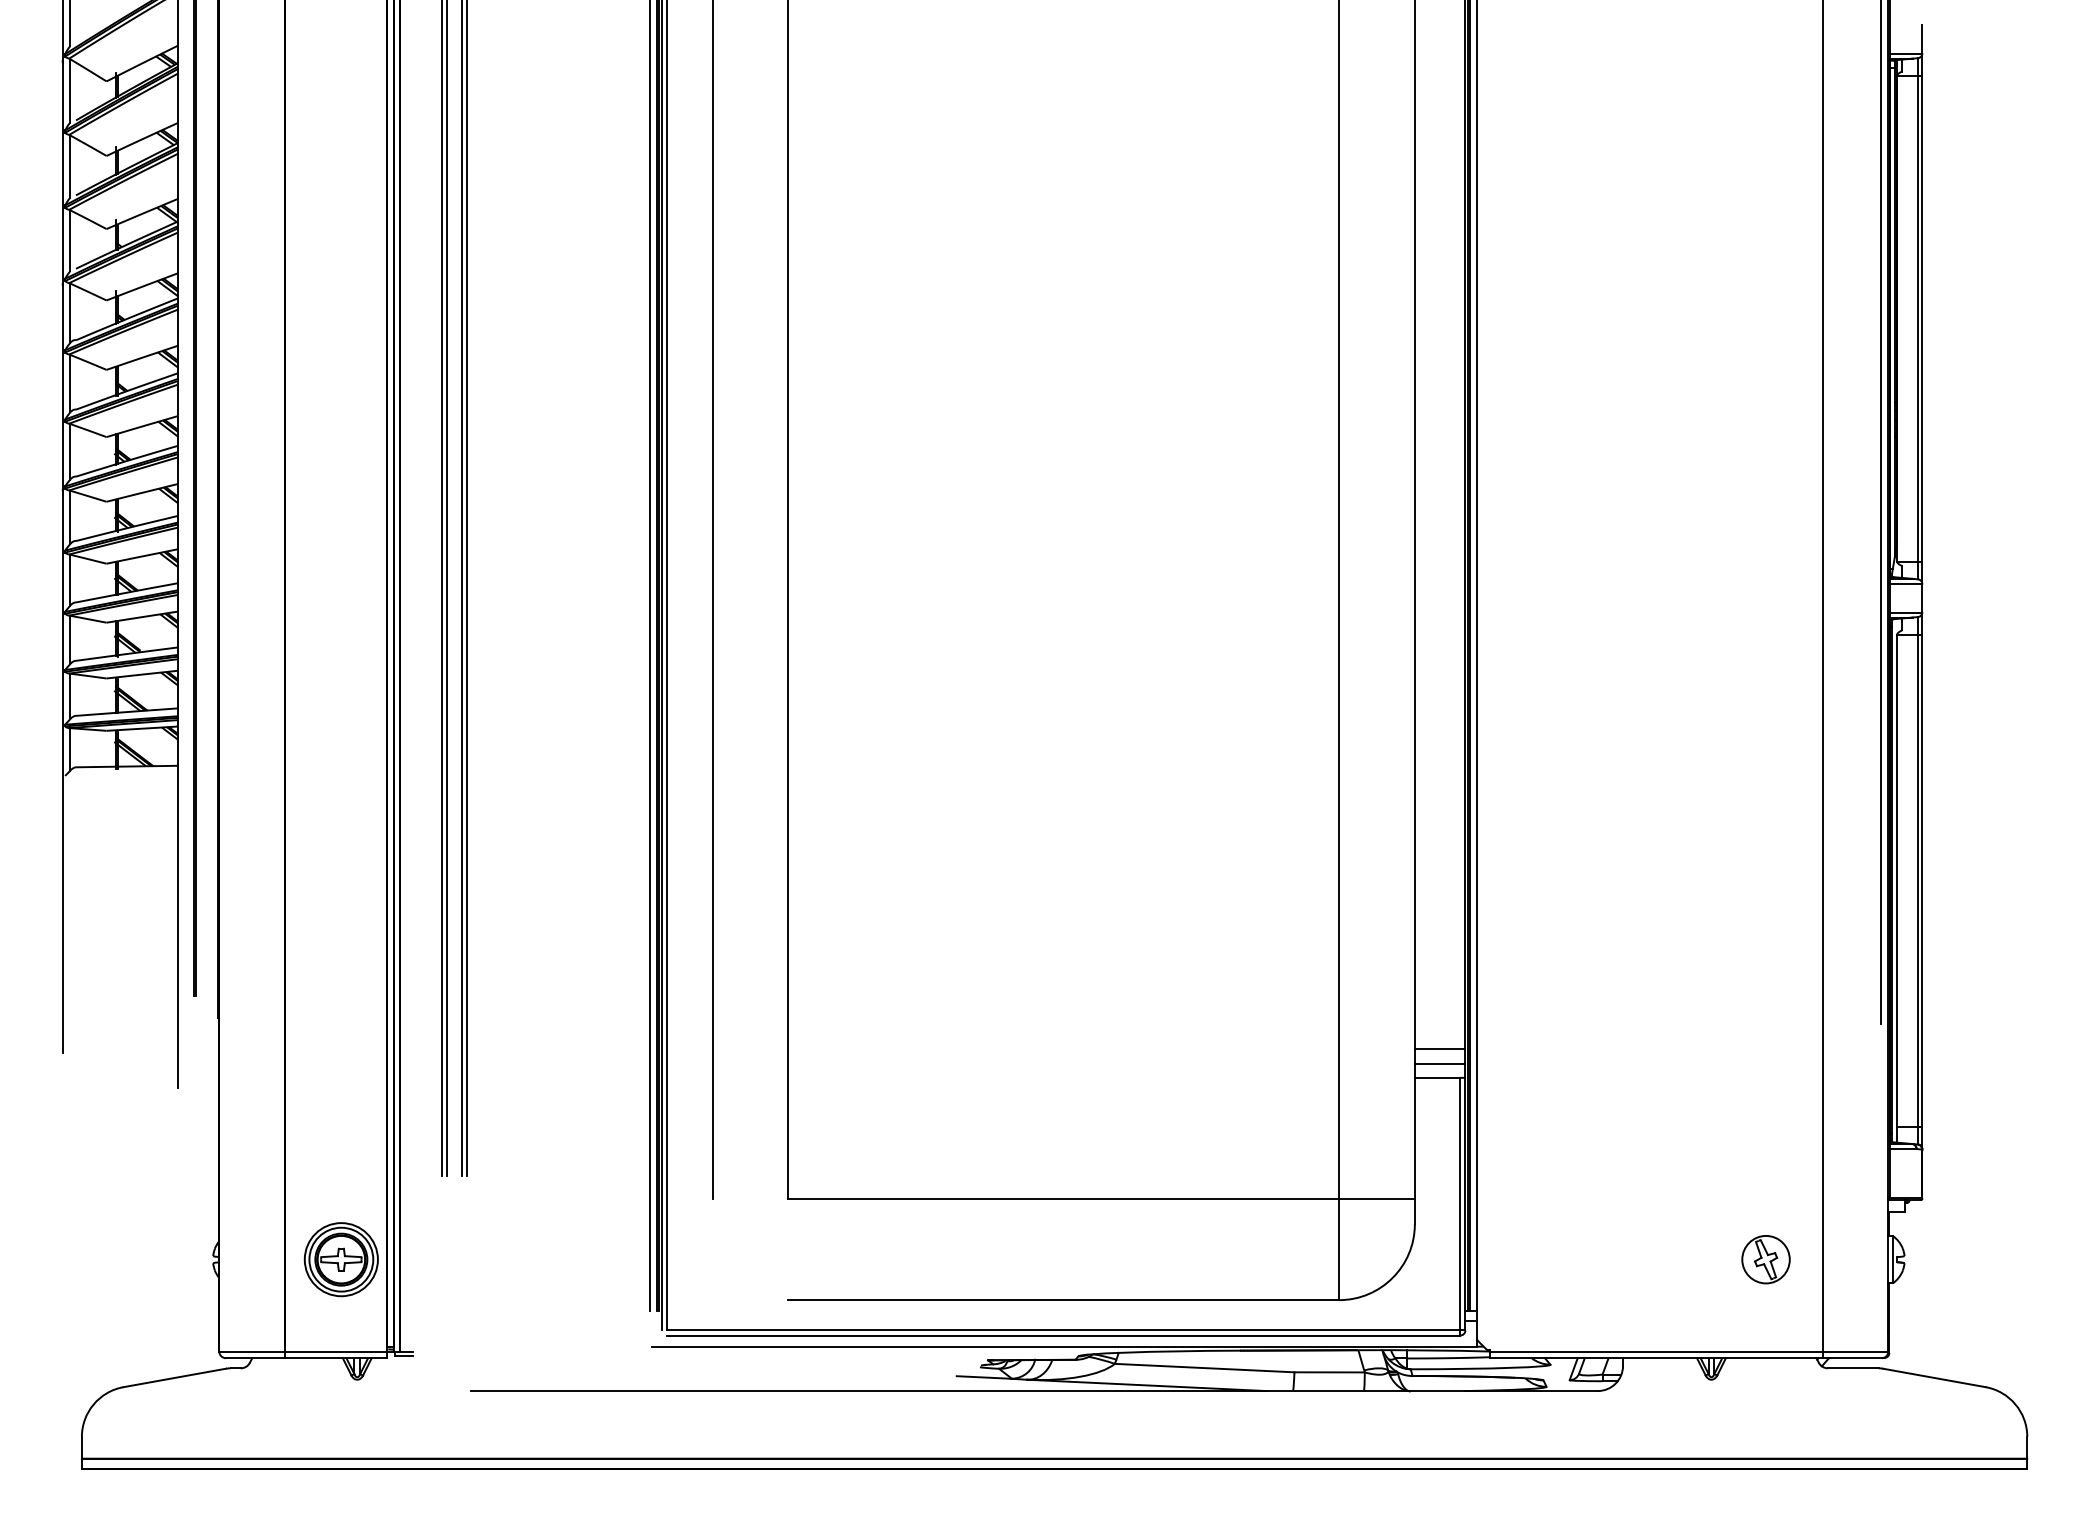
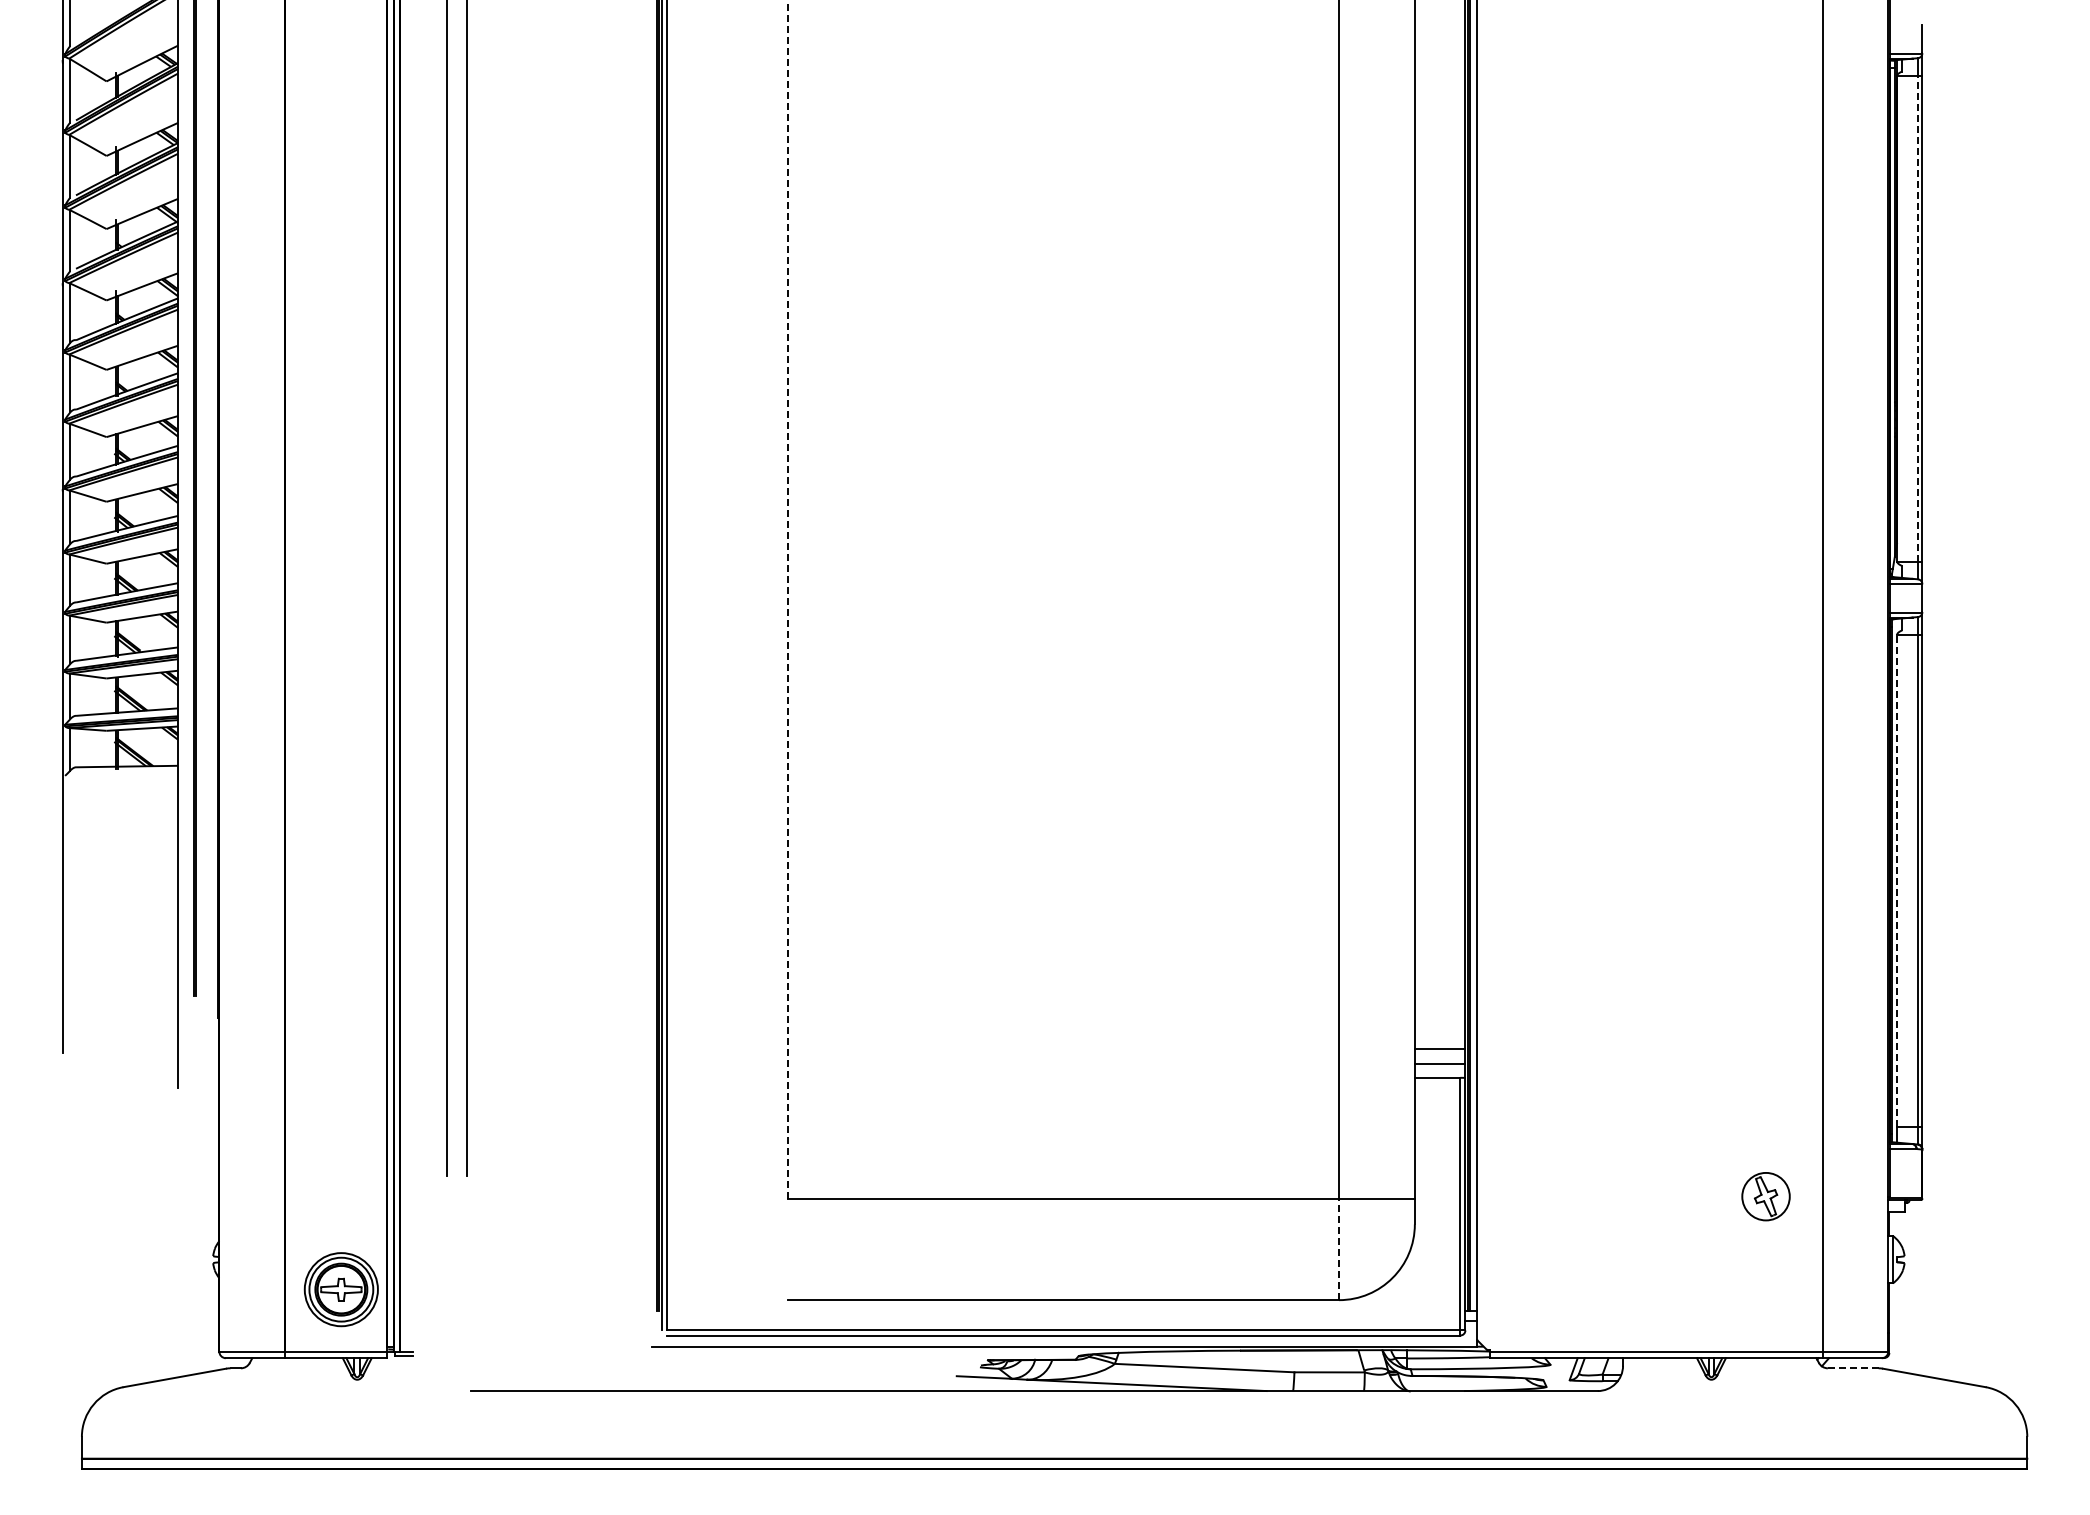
line: solid -> dashed (1917, 318)
line: present -> none (1881, 512)
line: present -> none (441, 589)
line: present -> none (461, 589)
line: present -> none (712, 600)
line: solid -> dashed (788, 600)
line: present -> none (650, 656)
line: solid -> dashed (1897, 880)
line: solid -> dashed (1339, 1249)
part position: (340, 1259) -> (340, 1289) (340, 1289)
part position: (1765, 1259) -> (1765, 1196) (1765, 1196)
line: solid -> dashed (1853, 1368)
